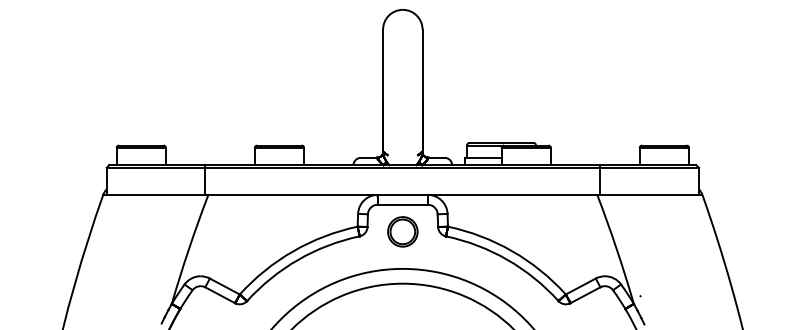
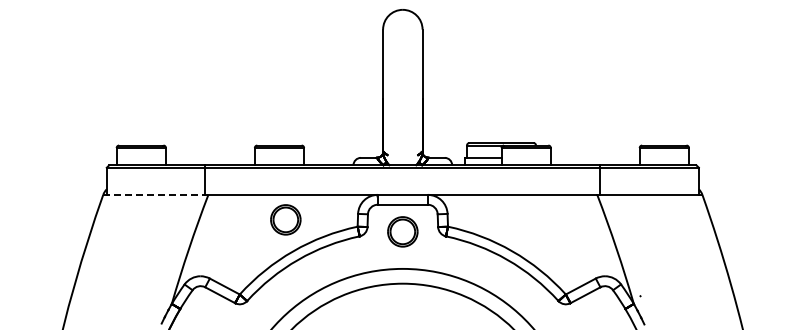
line: solid -> dashed (155, 194)
part: none -> present (285, 219)
